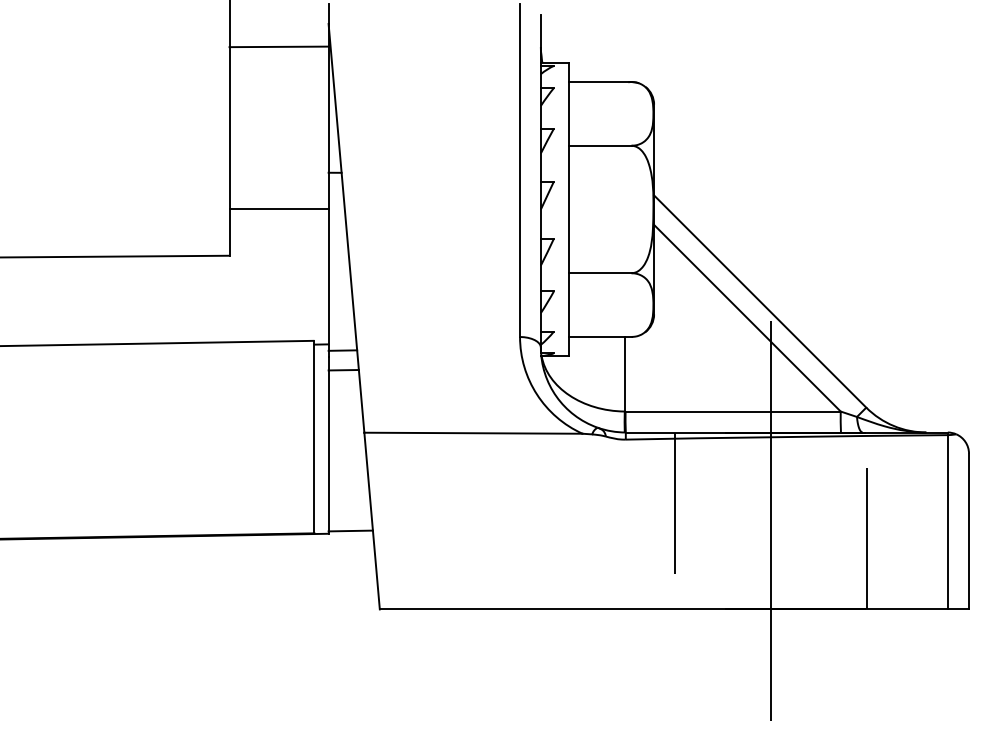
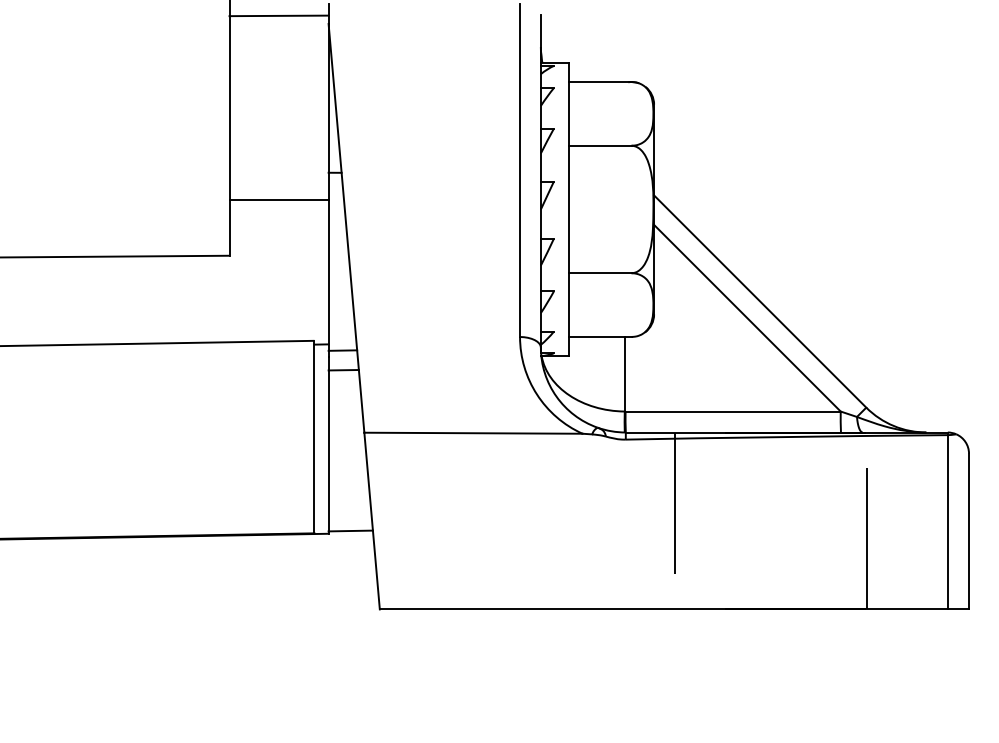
line position: (278, 46) -> (278, 15) (278, 15)
line position: (278, 209) -> (278, 200) (278, 200)
line: present -> none (770, 520)
